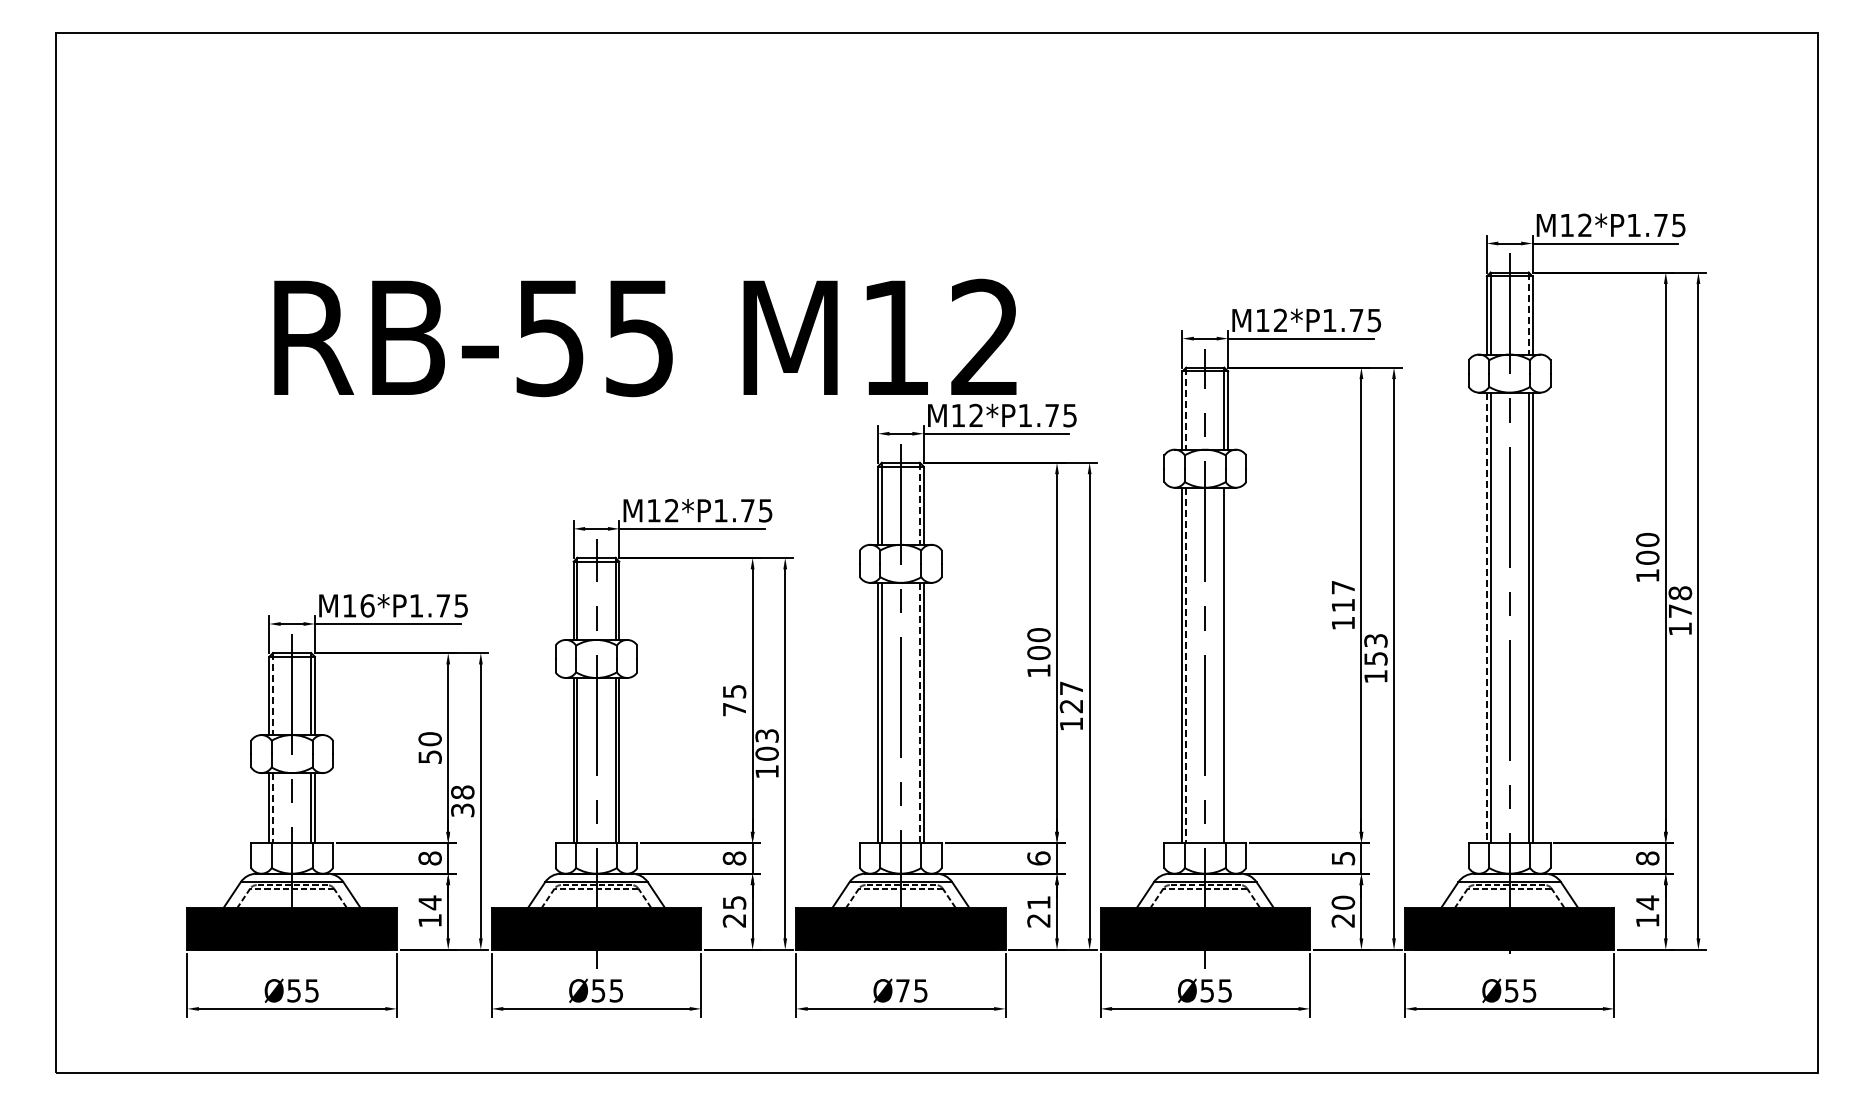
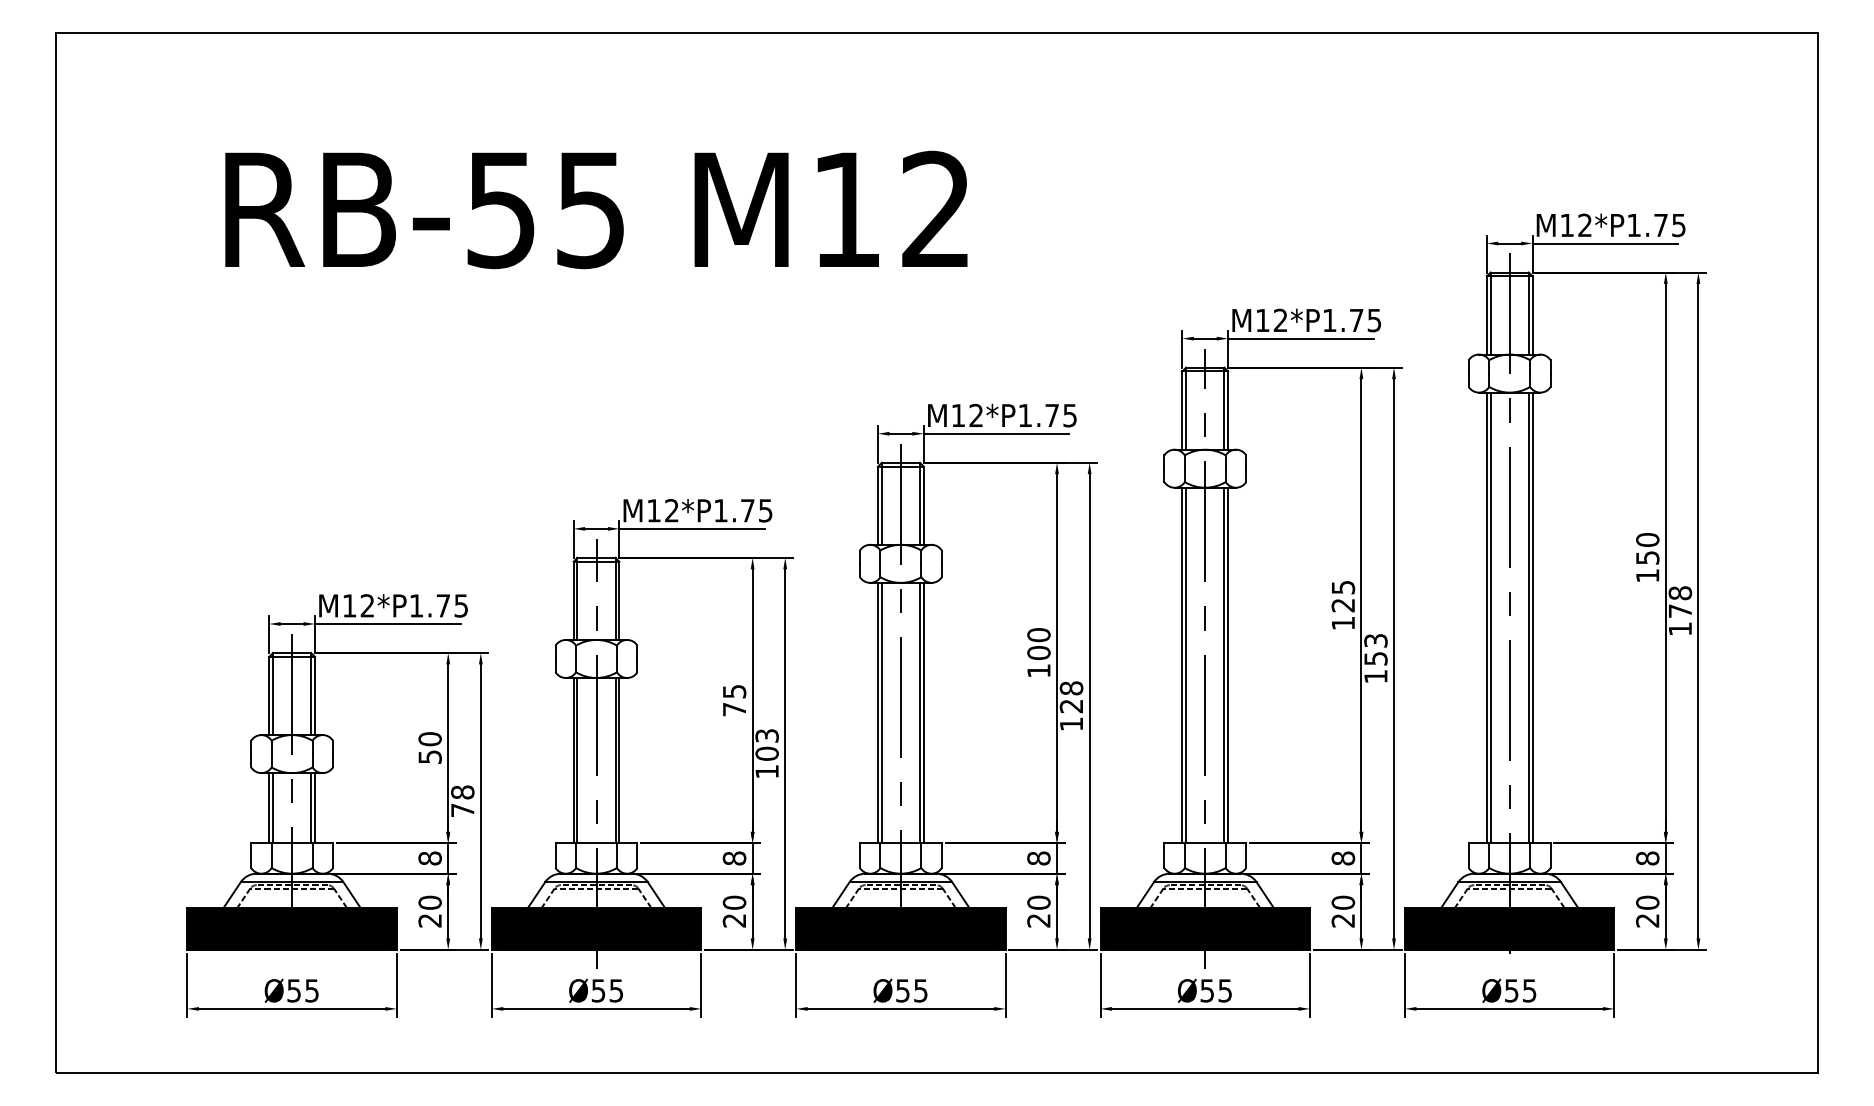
line: dashed -> solid (1528, 314)
text position: (645, 337) -> (596, 209) (596, 209)
line: dashed -> solid (1186, 409)
line: dashed -> solid (919, 504)
text: 100 -> 150 (1647, 557)
text: 117 -> 125 (1343, 596)
text: M16*P1.75 -> M12*P1.75 (367, 605)
line: dashed -> solid (1486, 618)
line: dashed -> solid (1186, 665)
line: none -> present (1228, 665)
text: 127 -> 128 (1071, 688)
line: dashed -> solid (273, 694)
line: dashed -> solid (919, 713)
line: dashed -> solid (273, 808)
text: 38 -> 78 (462, 810)
text: 6 -> 8 (1038, 858)
text: 5 -> 8 (1343, 858)
text: 25 -> 20 (734, 902)
text: 21 -> 20 (1038, 902)
text: 14 -> 20 (429, 911)
text: 14 -> 20 (1647, 911)
text: Ø75 -> Ø55 (902, 990)
